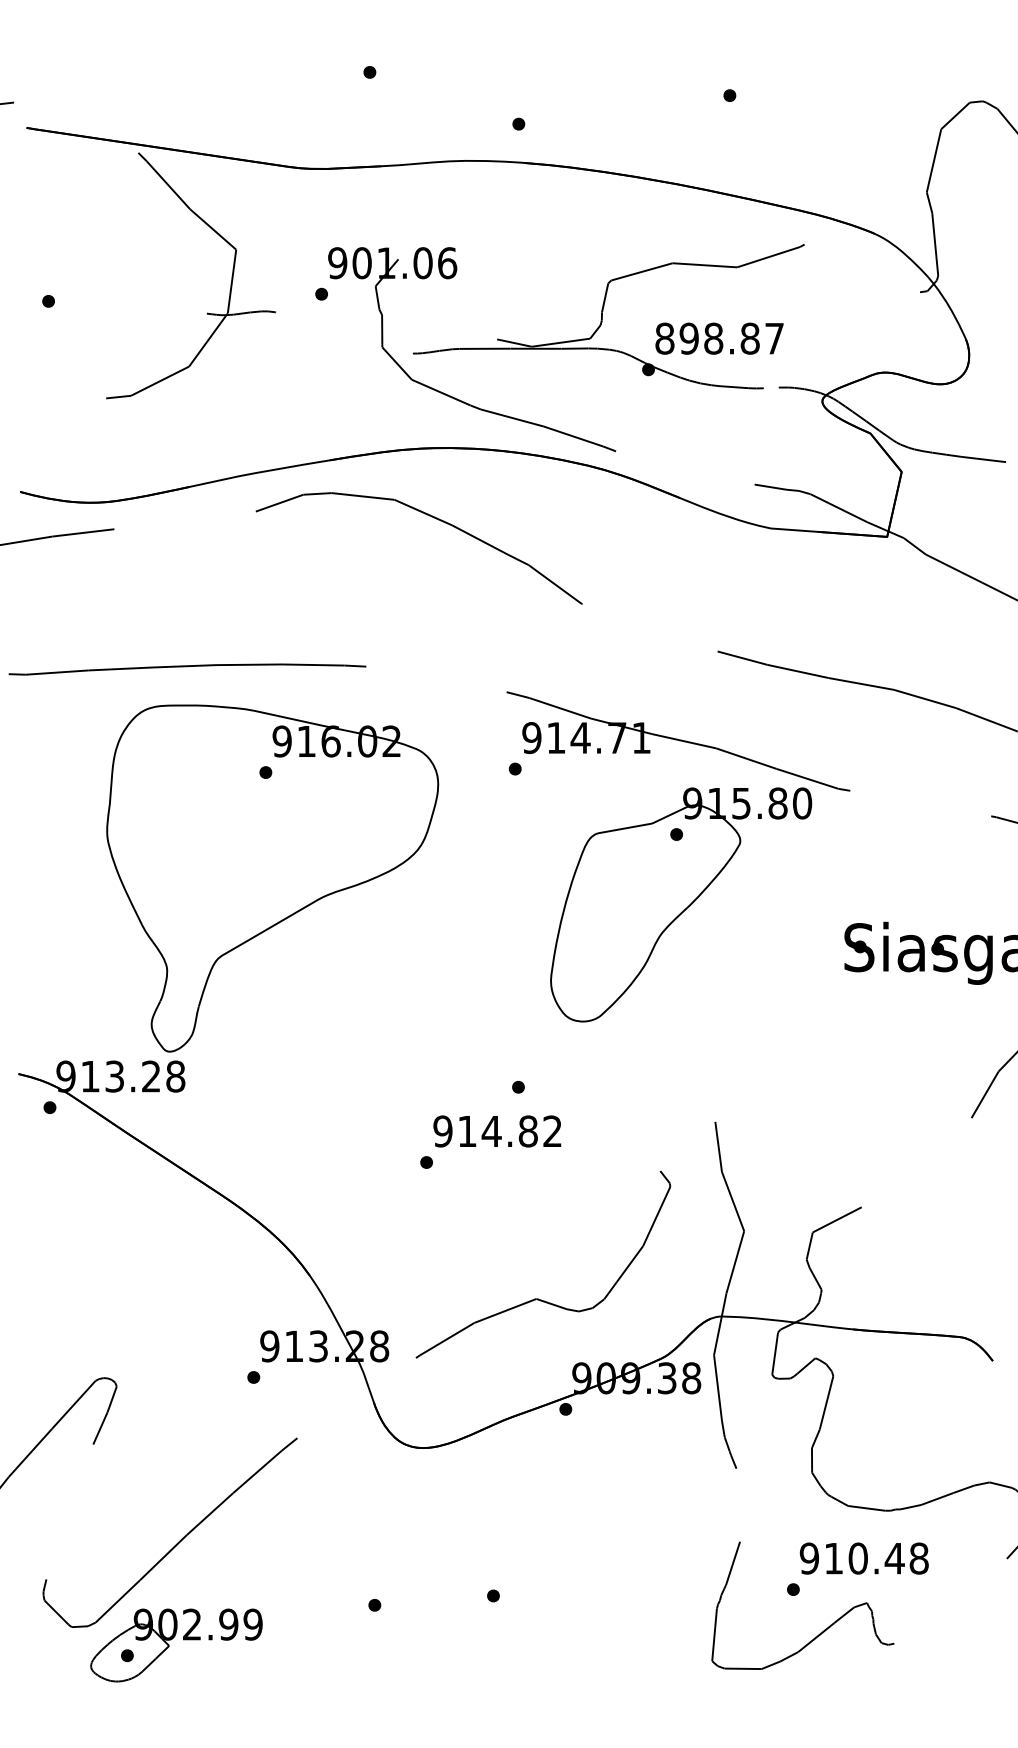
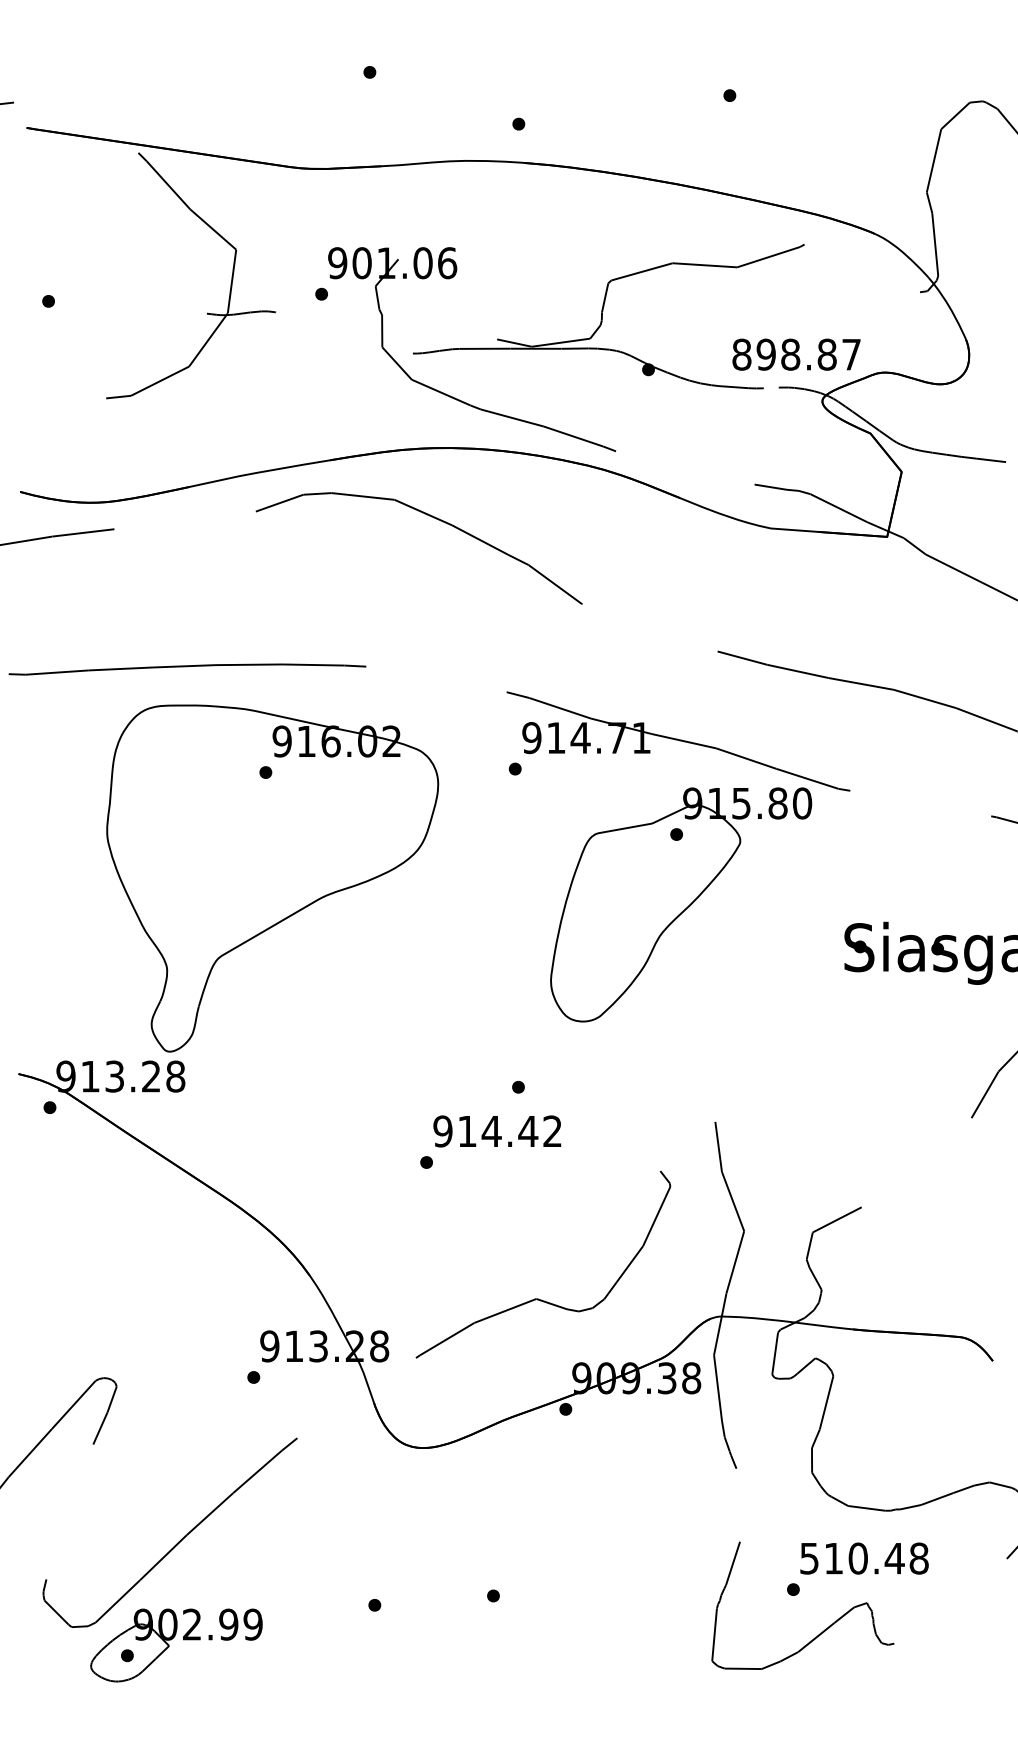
text position: (719, 338) -> (796, 354) (796, 354)
text: 914.82 -> 914.42 (528, 1131)
text: 910.48 -> 510.48 (808, 1558)
